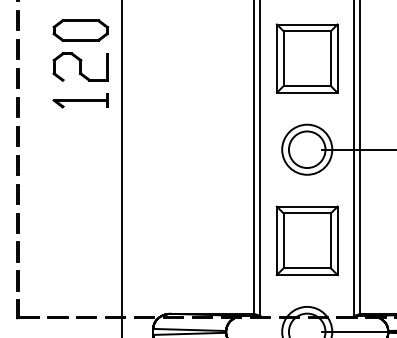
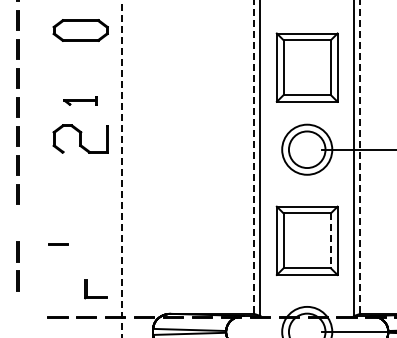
part position: (306, 58) -> (306, 67) (306, 67)
part position: (80, 66) -> (80, 138) (80, 138)
part size: 57x16 px -> 35x10 px (80, 100)
line: solid -> dashed (254, 157)
line: solid -> dashed (360, 157)
line: solid -> dashed (122, 169)
line: present -> none (17, 223)
line: solid -> dashed (330, 241)
line: none -> present (58, 244)
part position: (27, 316) -> (95, 296) (95, 296)
